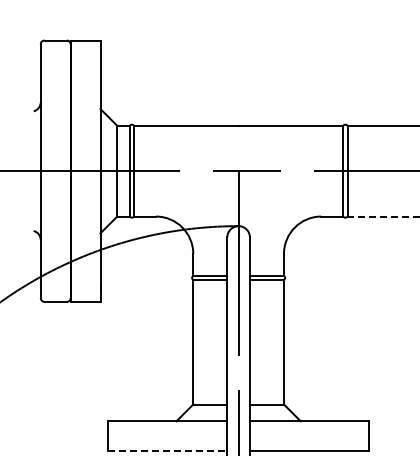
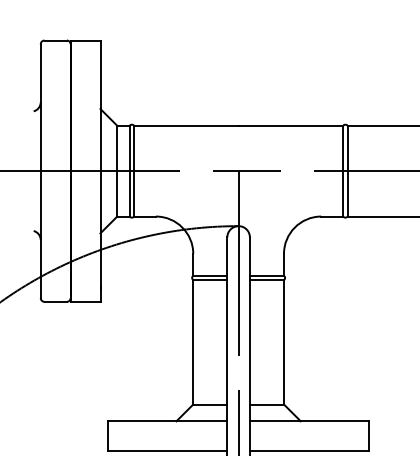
line: dashed -> solid (383, 216)
line: dashed -> solid (167, 451)
